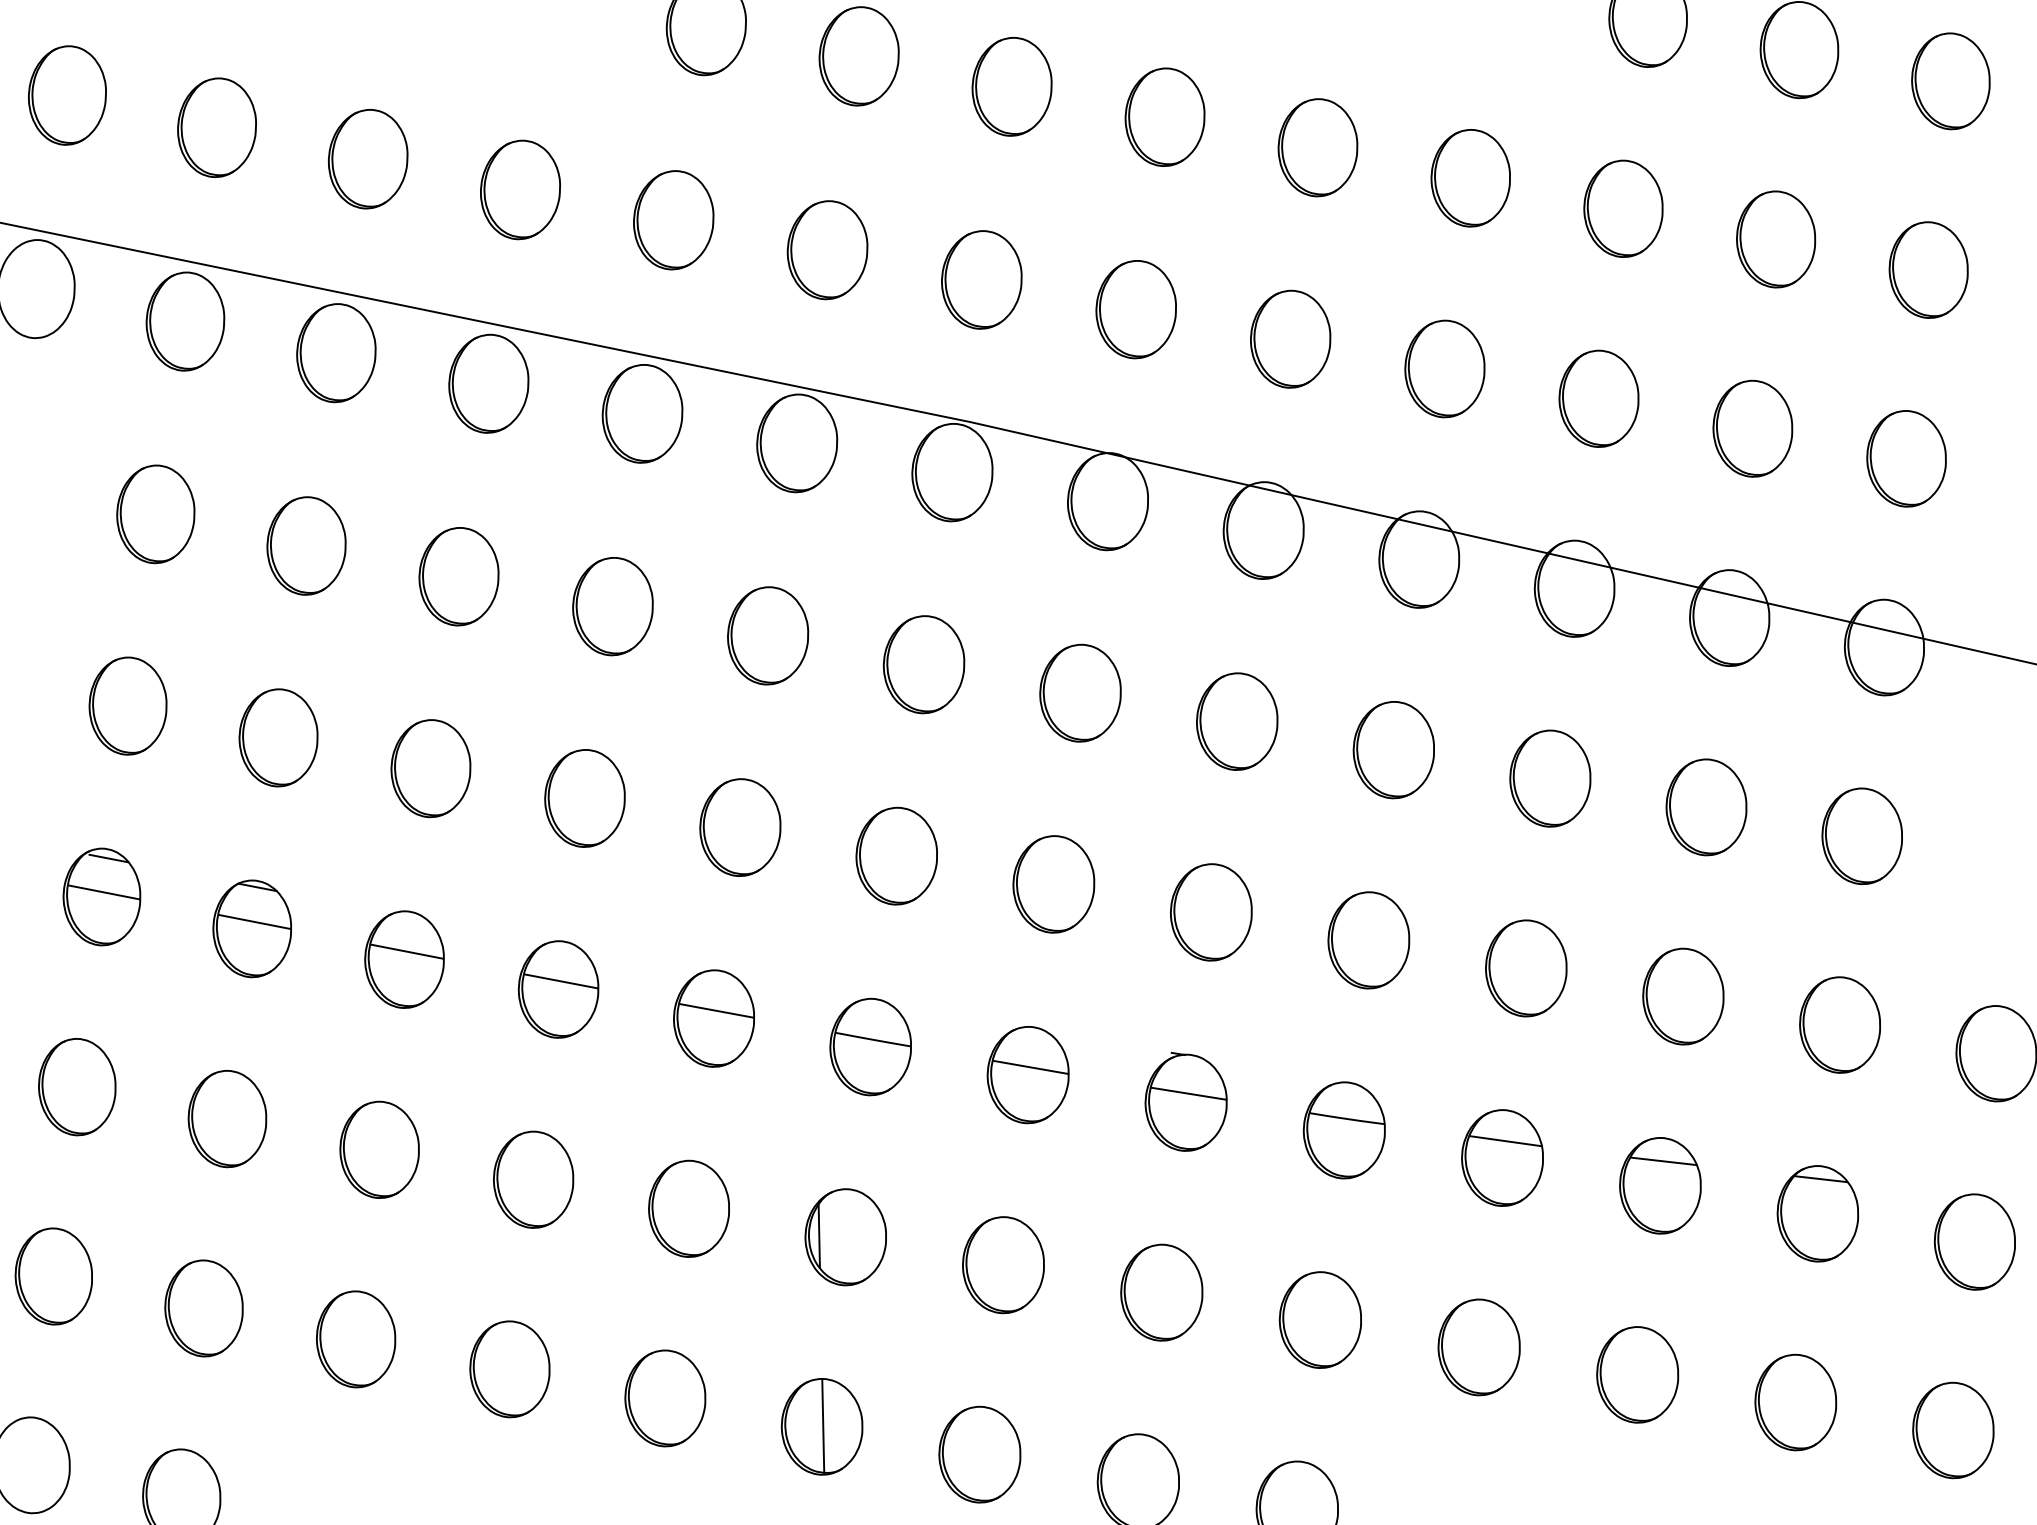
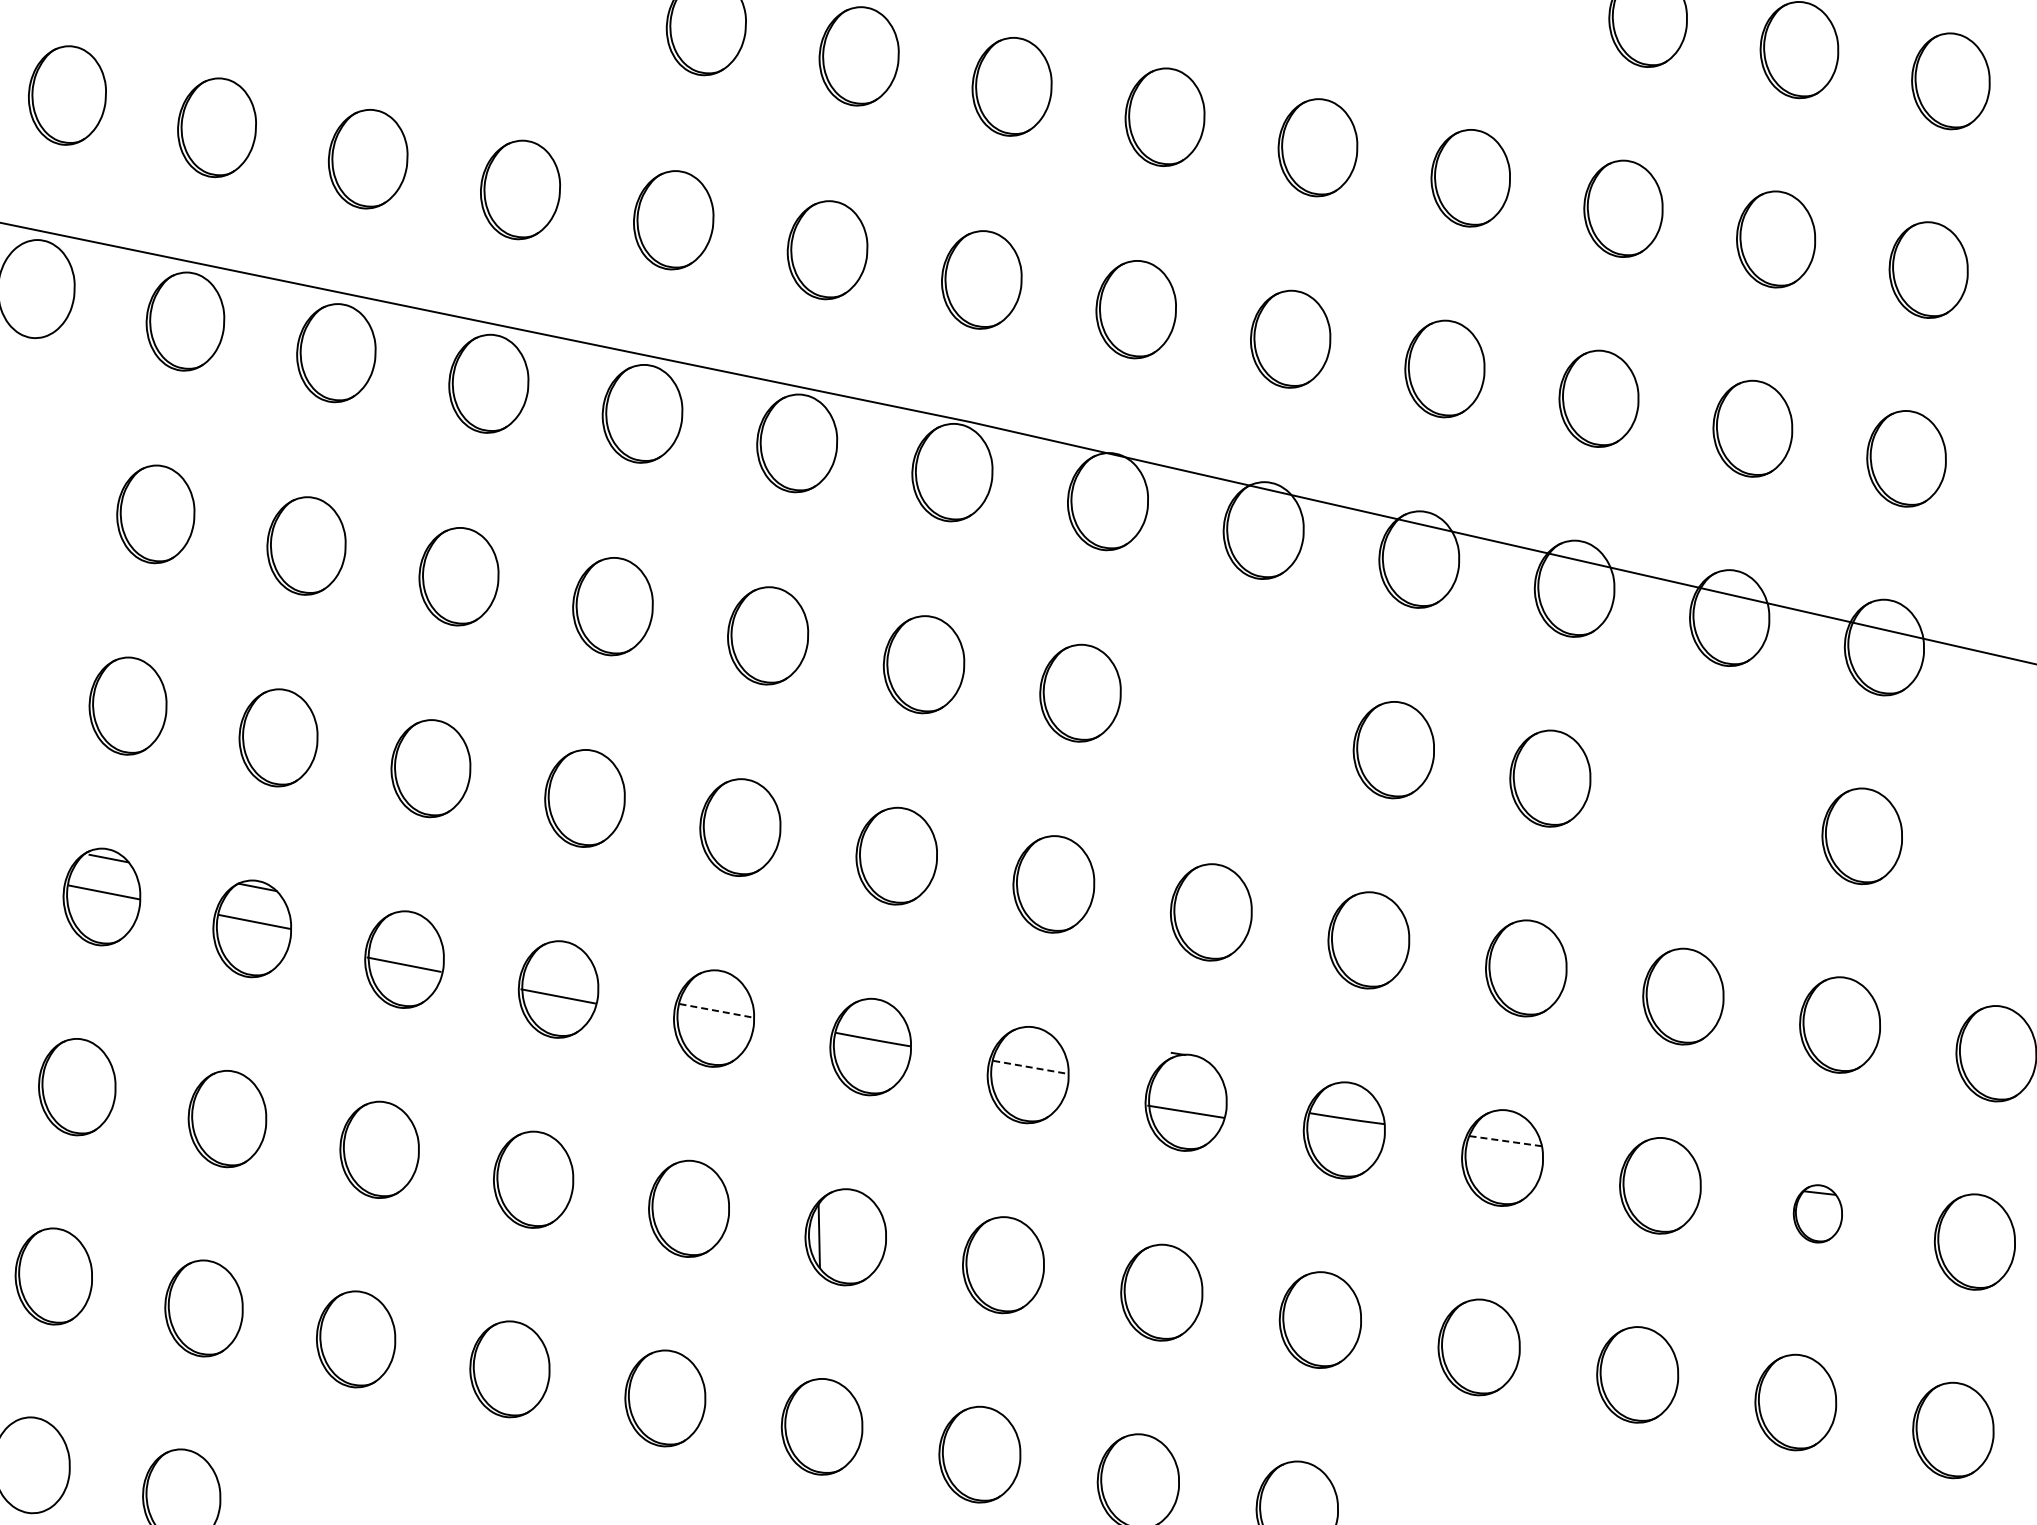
part: present -> none (1237, 721)
part: present -> none (1706, 807)
line position: (406, 951) -> (403, 964) (403, 964)
line position: (560, 981) -> (557, 996) (557, 996)
line: solid -> dashed (716, 1010)
line: solid -> dashed (1031, 1067)
line position: (1188, 1093) -> (1185, 1111) (1185, 1111)
line: solid -> dashed (1506, 1141)
line: present -> none (1663, 1161)
part size: 84x98 px -> 51x60 px (1817, 1213)
line: present -> none (823, 1425)
